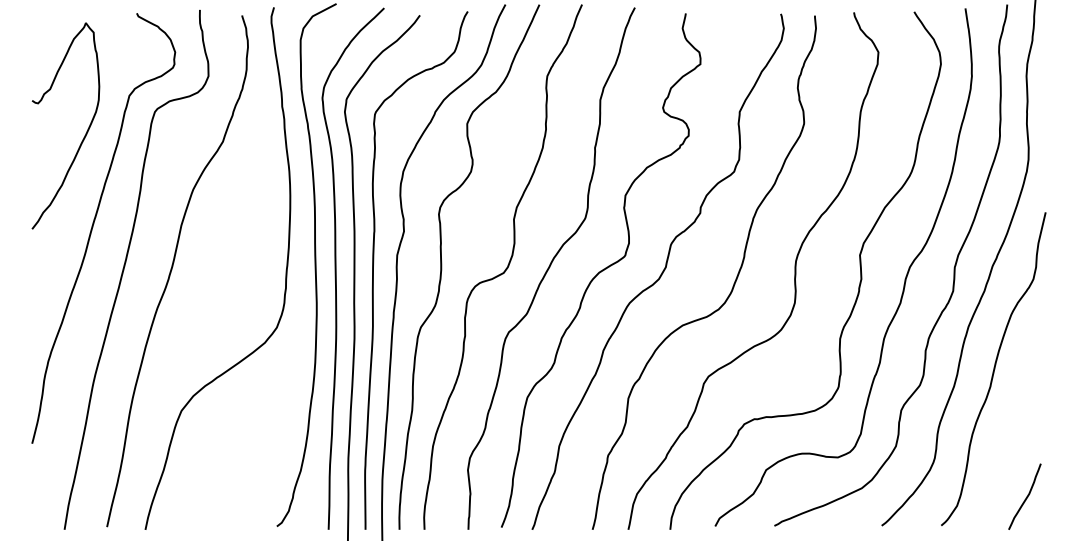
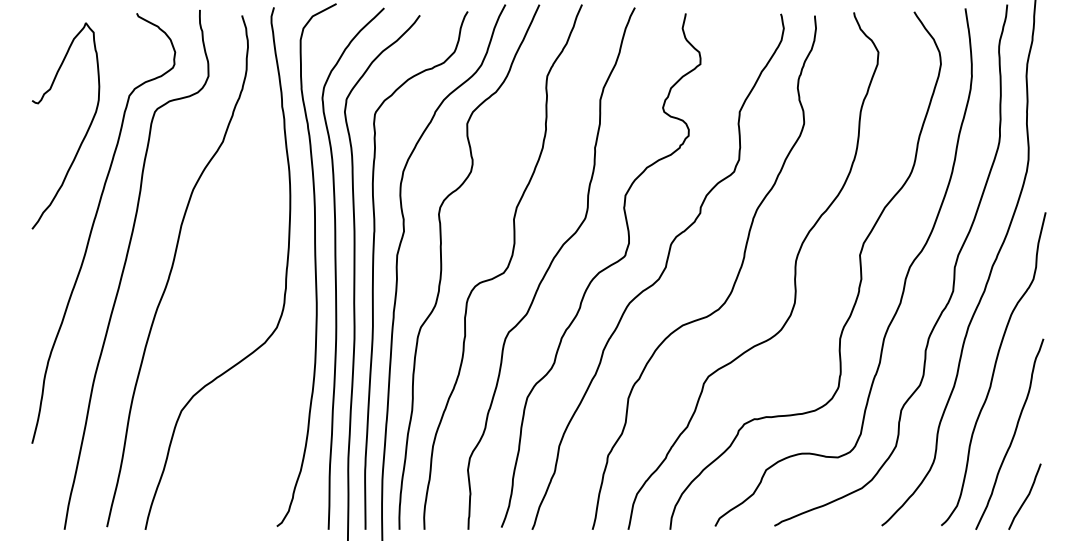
curve: none -> present (1013, 433)
